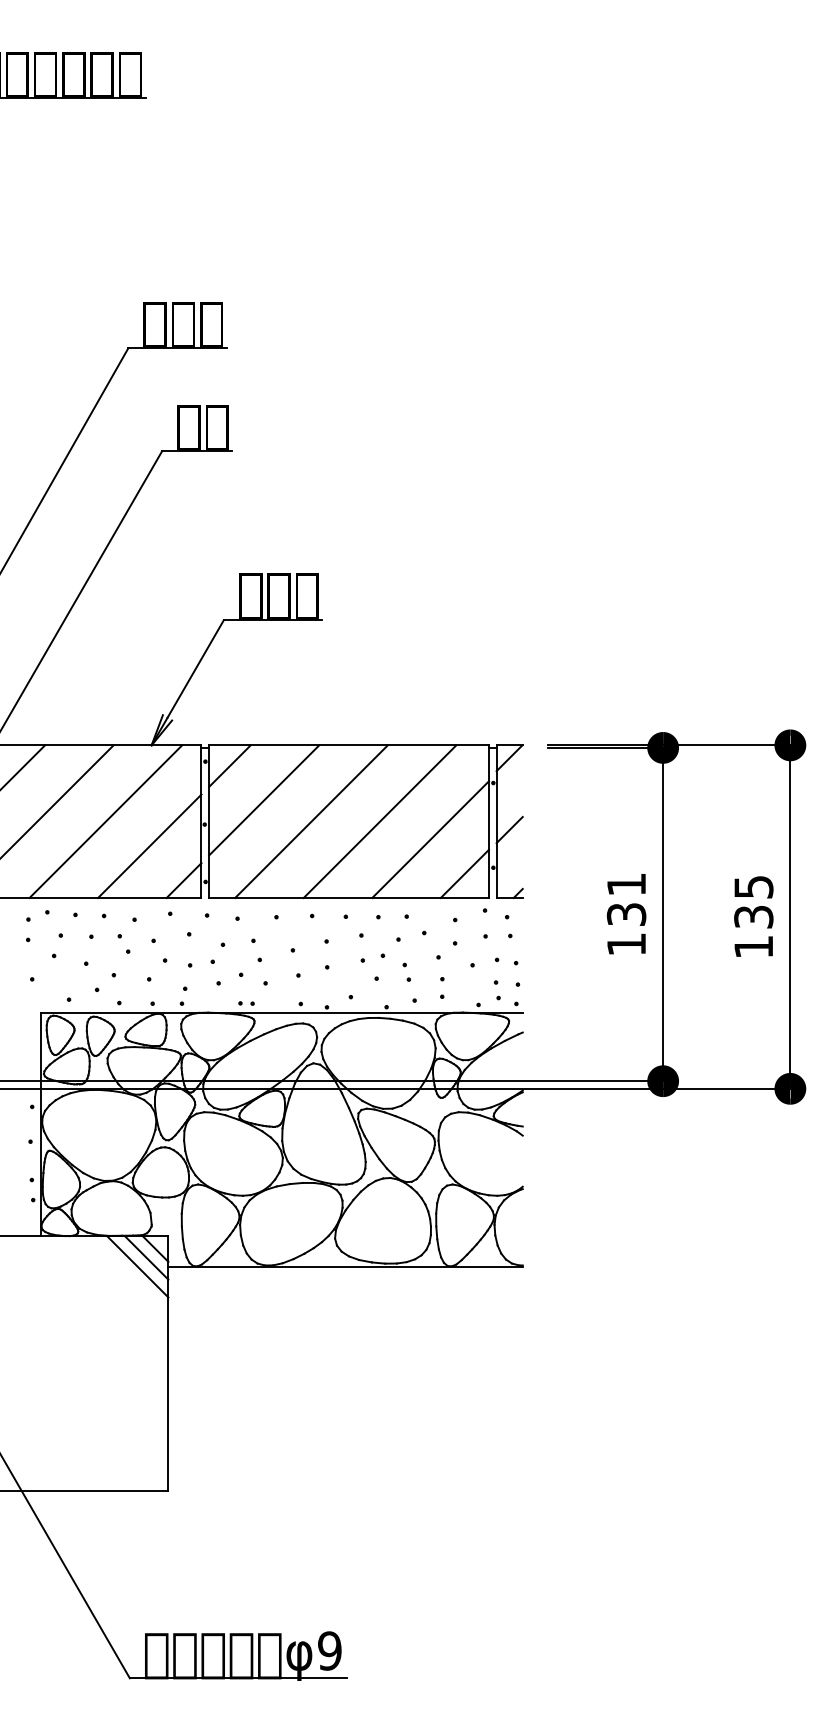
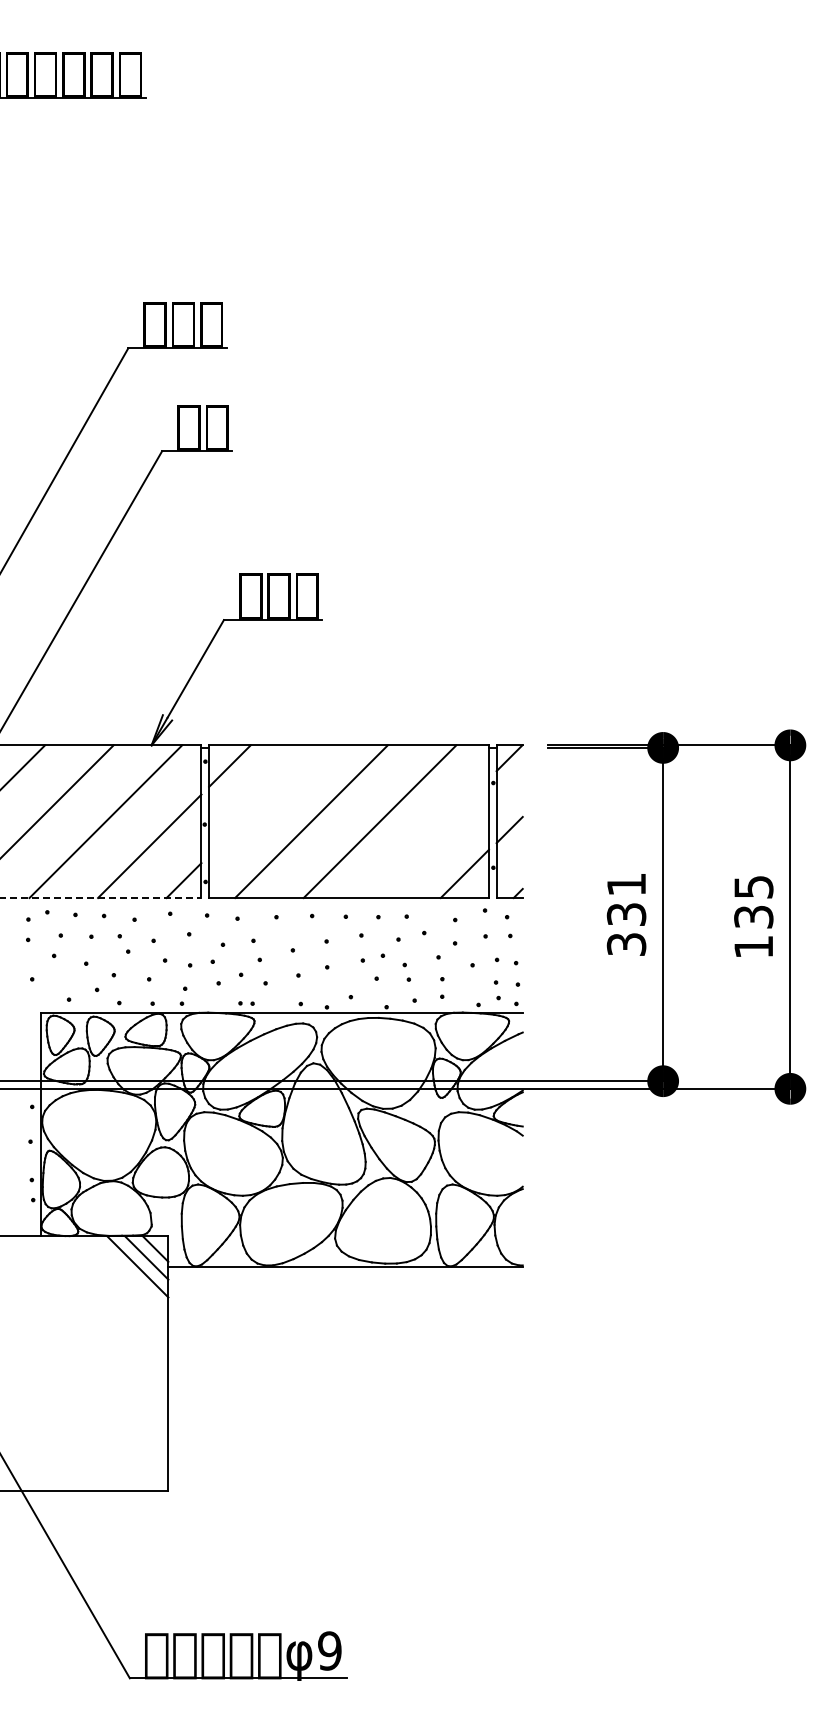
line: present -> none (264, 800)
line: present -> none (430, 839)
line: solid -> dashed (101, 898)
text: 131 -> 331 (626, 944)
